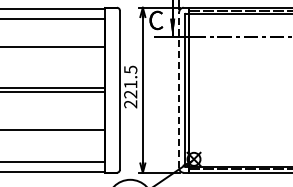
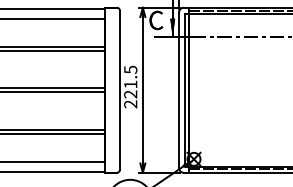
line: none -> present (53, 50)
line: dashed -> solid (179, 89)
line: none -> present (53, 133)
